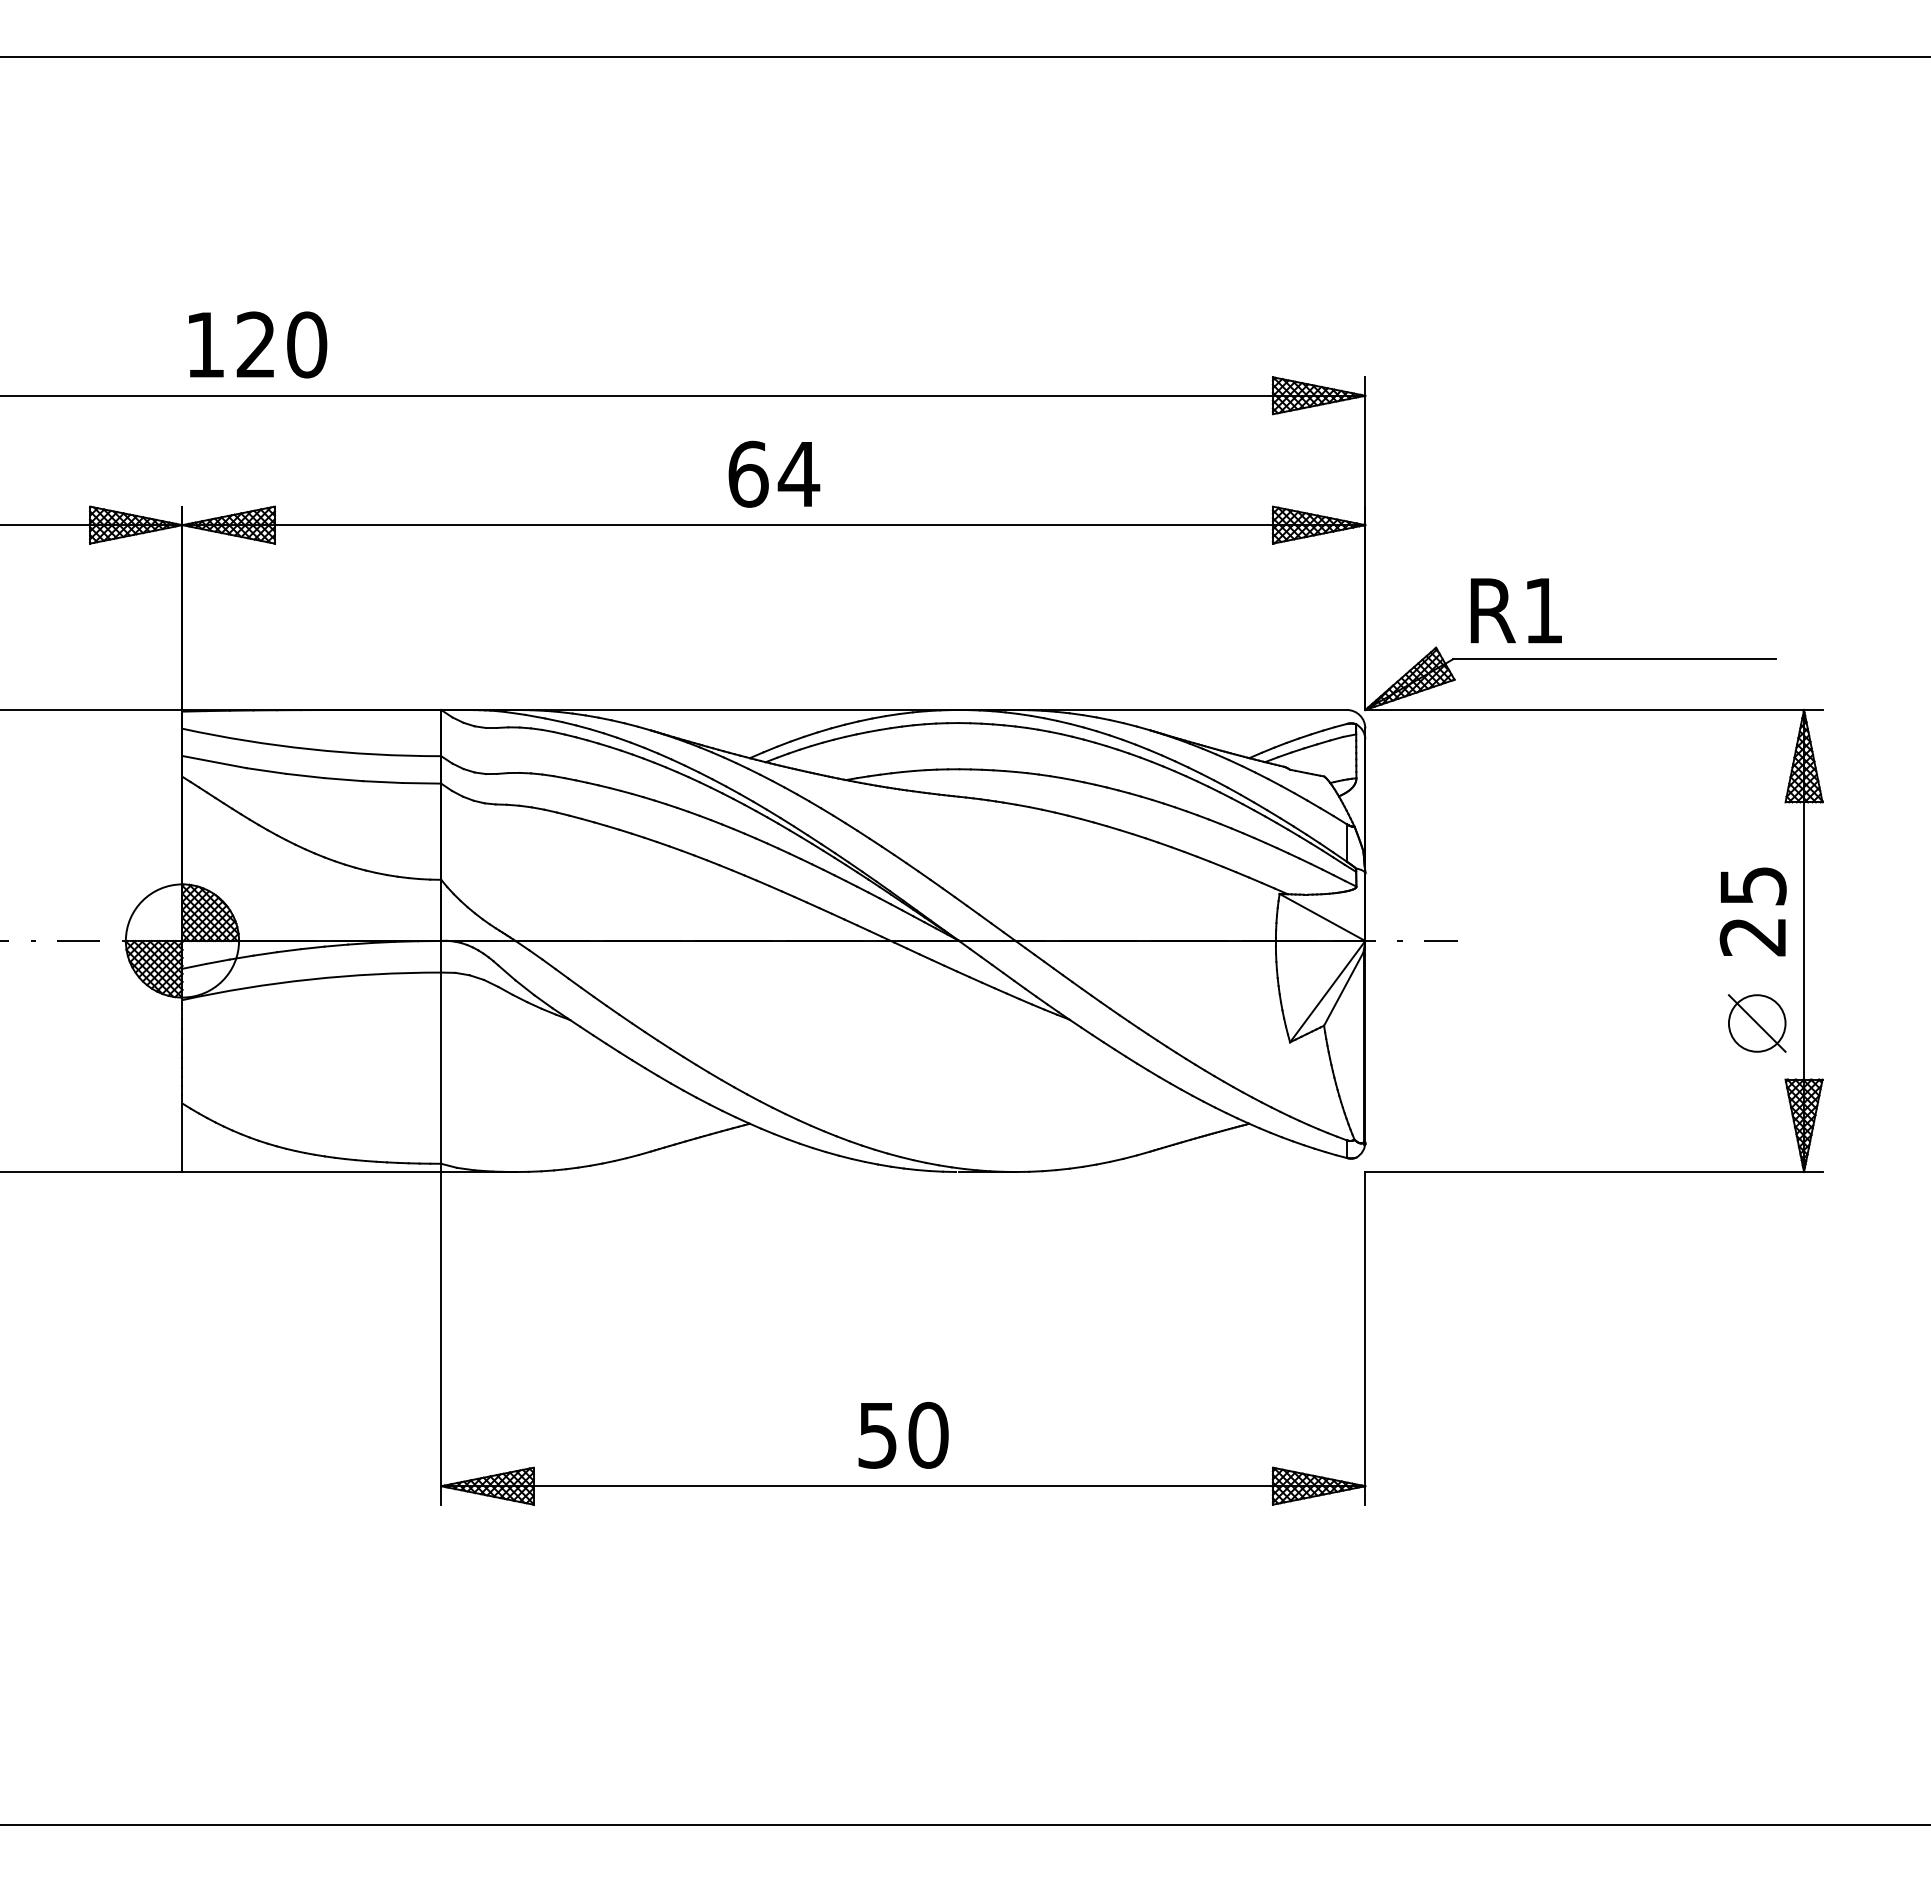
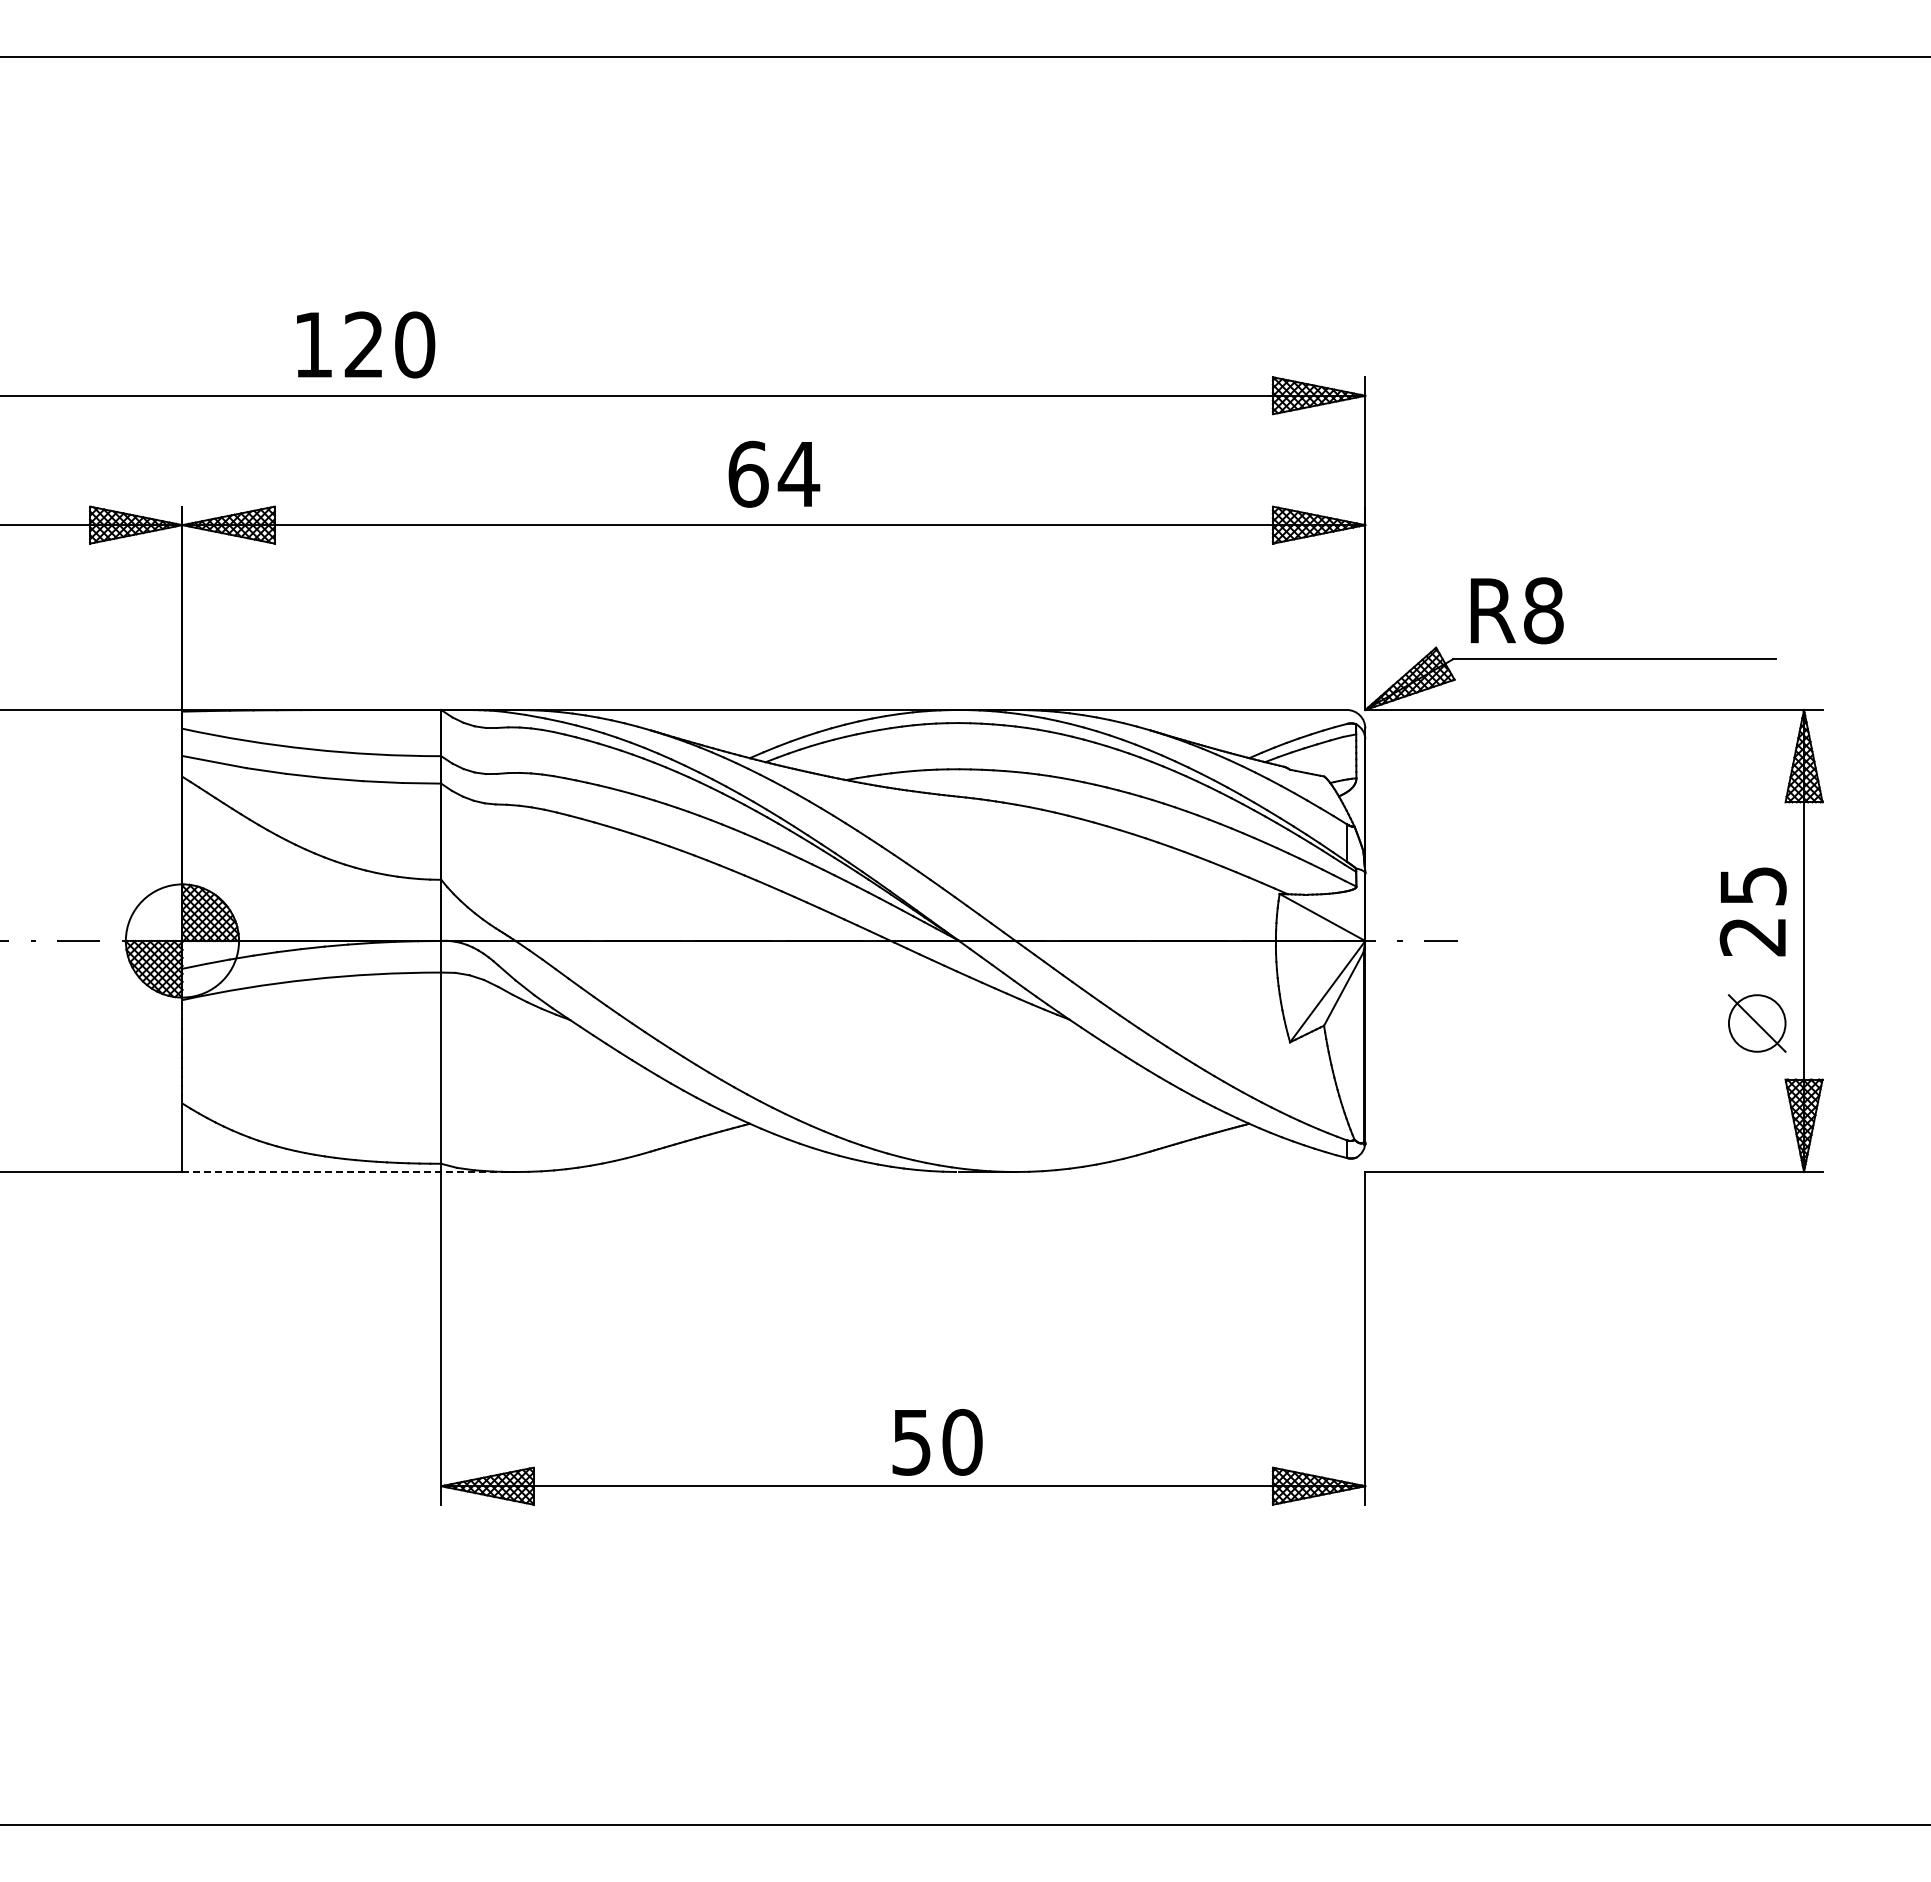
text position: (258, 344) -> (366, 344) (366, 344)
text: R1 -> R8 (1543, 610)
line: solid -> dashed (349, 1172)
text position: (903, 1435) -> (937, 1442) (937, 1442)
